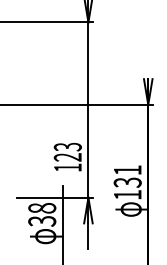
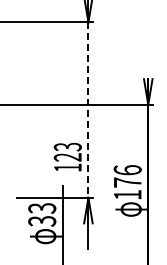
line: solid -> dashed (88, 110)
text: 131 -> 176 (127, 176)
text: 38 -> 33 (42, 208)
